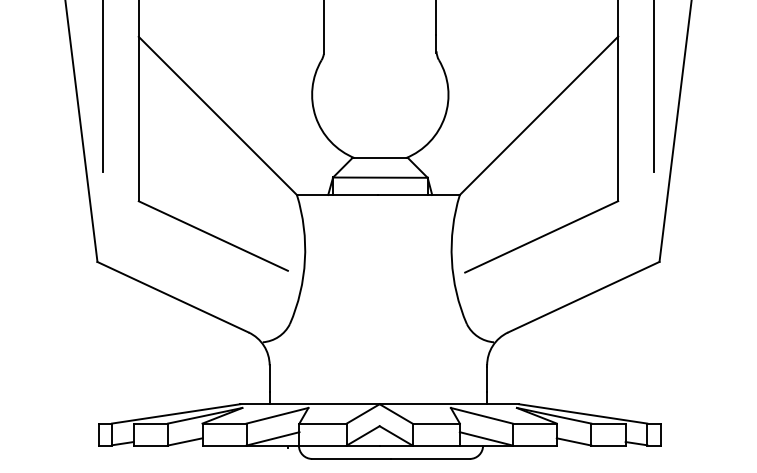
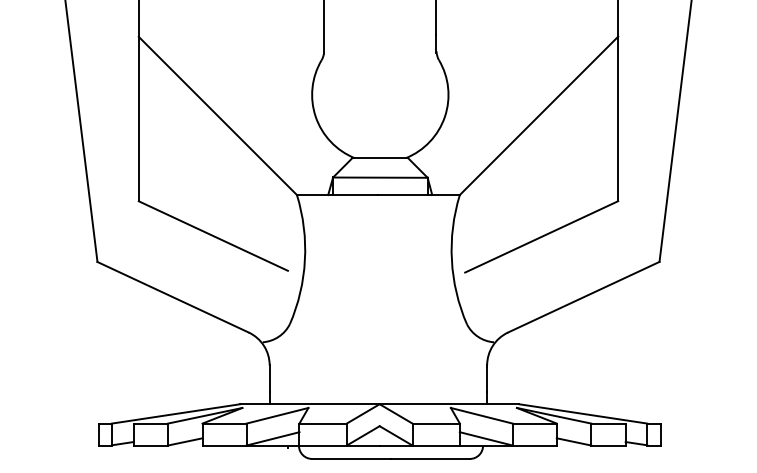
line: present -> none (102, 87)
line: present -> none (654, 87)
